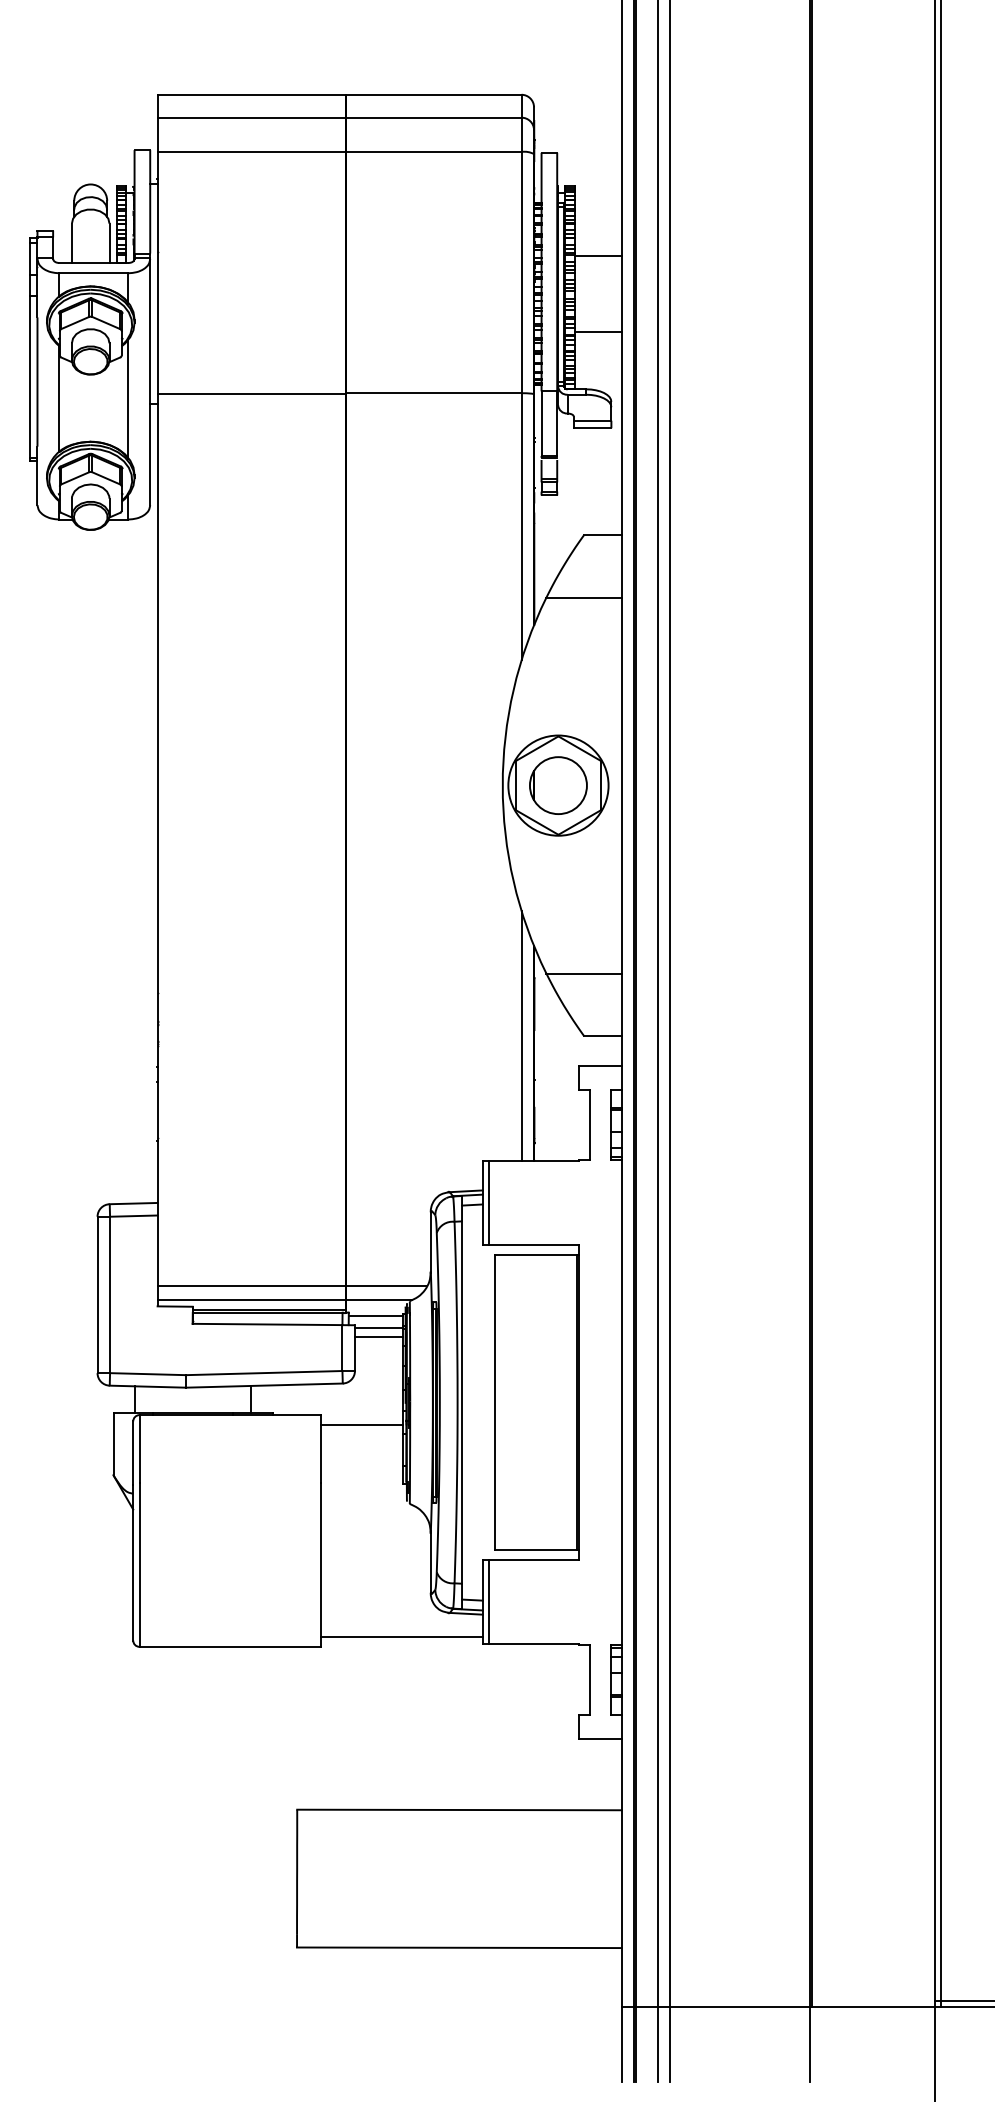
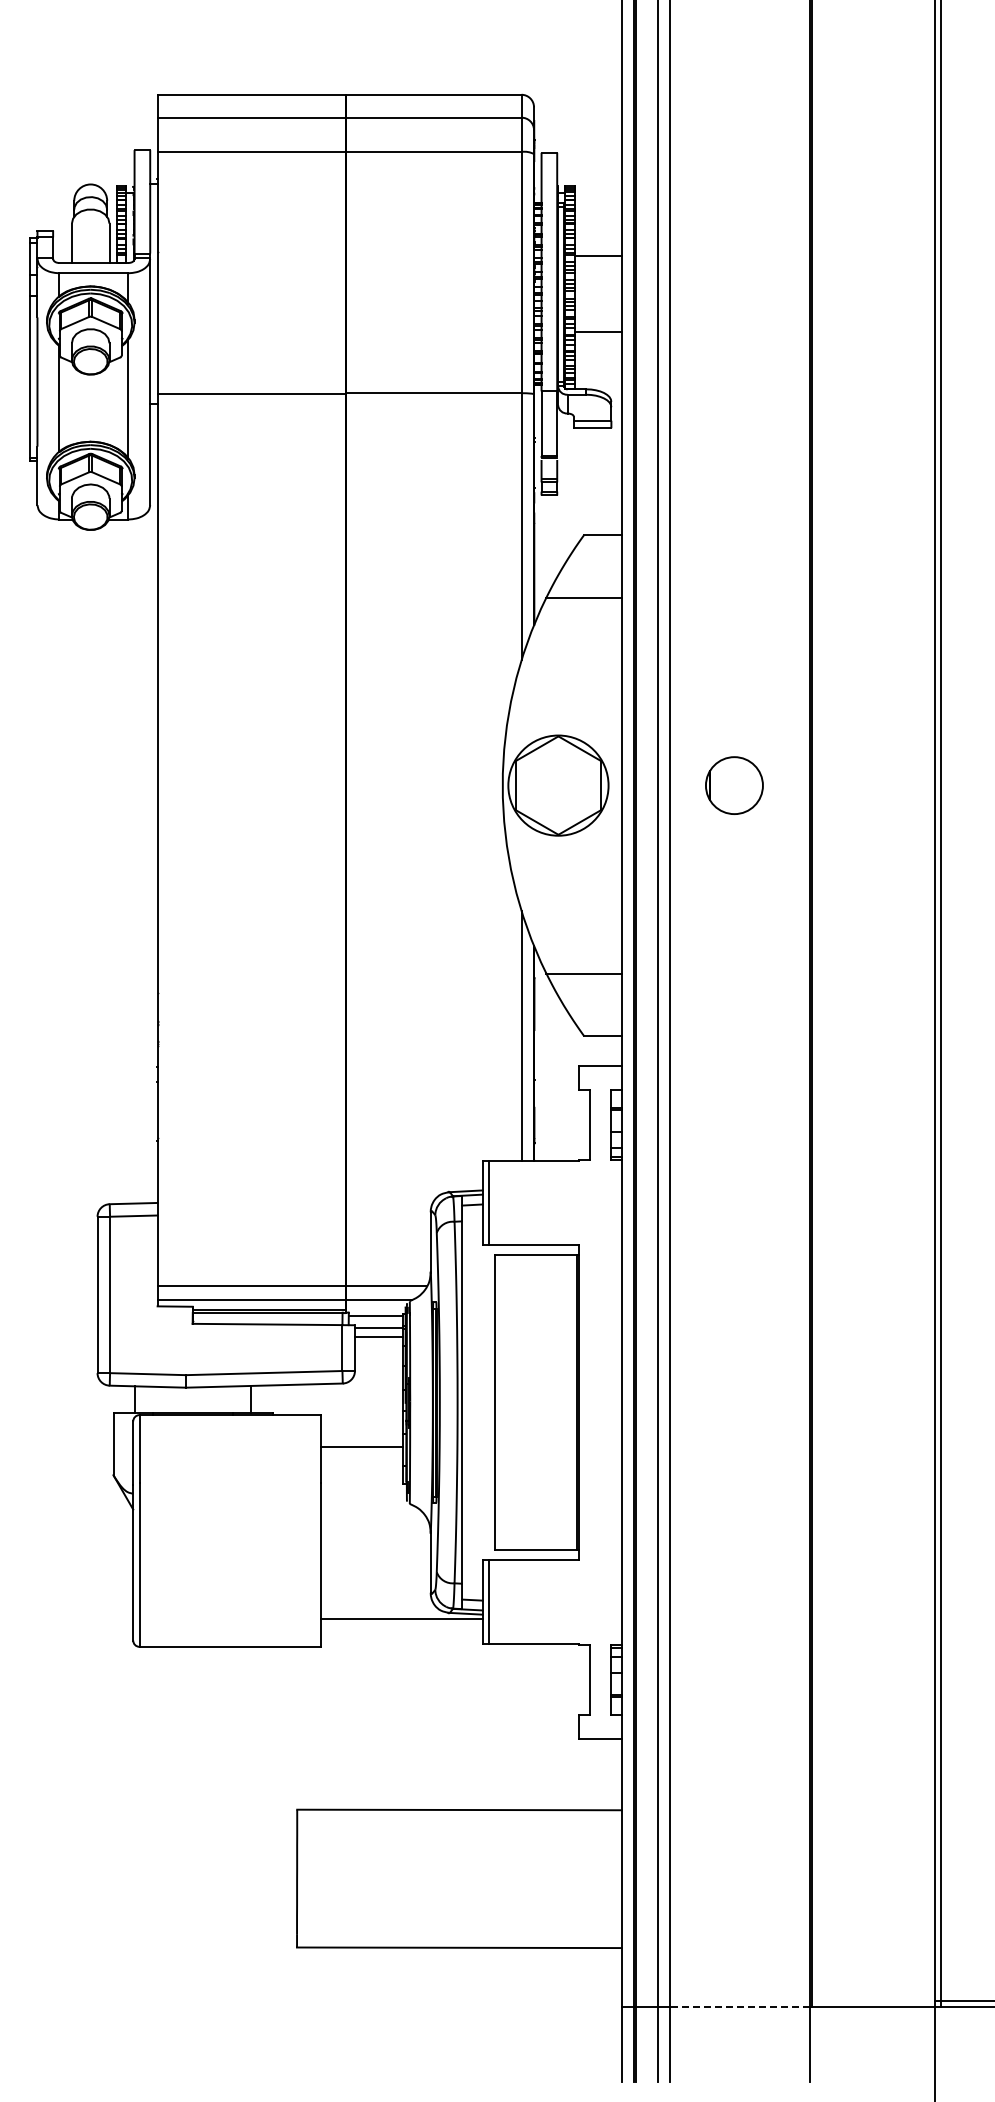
part position: (558, 785) -> (734, 785) (734, 785)
line position: (362, 1424) -> (362, 1446) (362, 1446)
line position: (401, 1637) -> (401, 1619) (401, 1619)
line: solid -> dashed (739, 2007)
